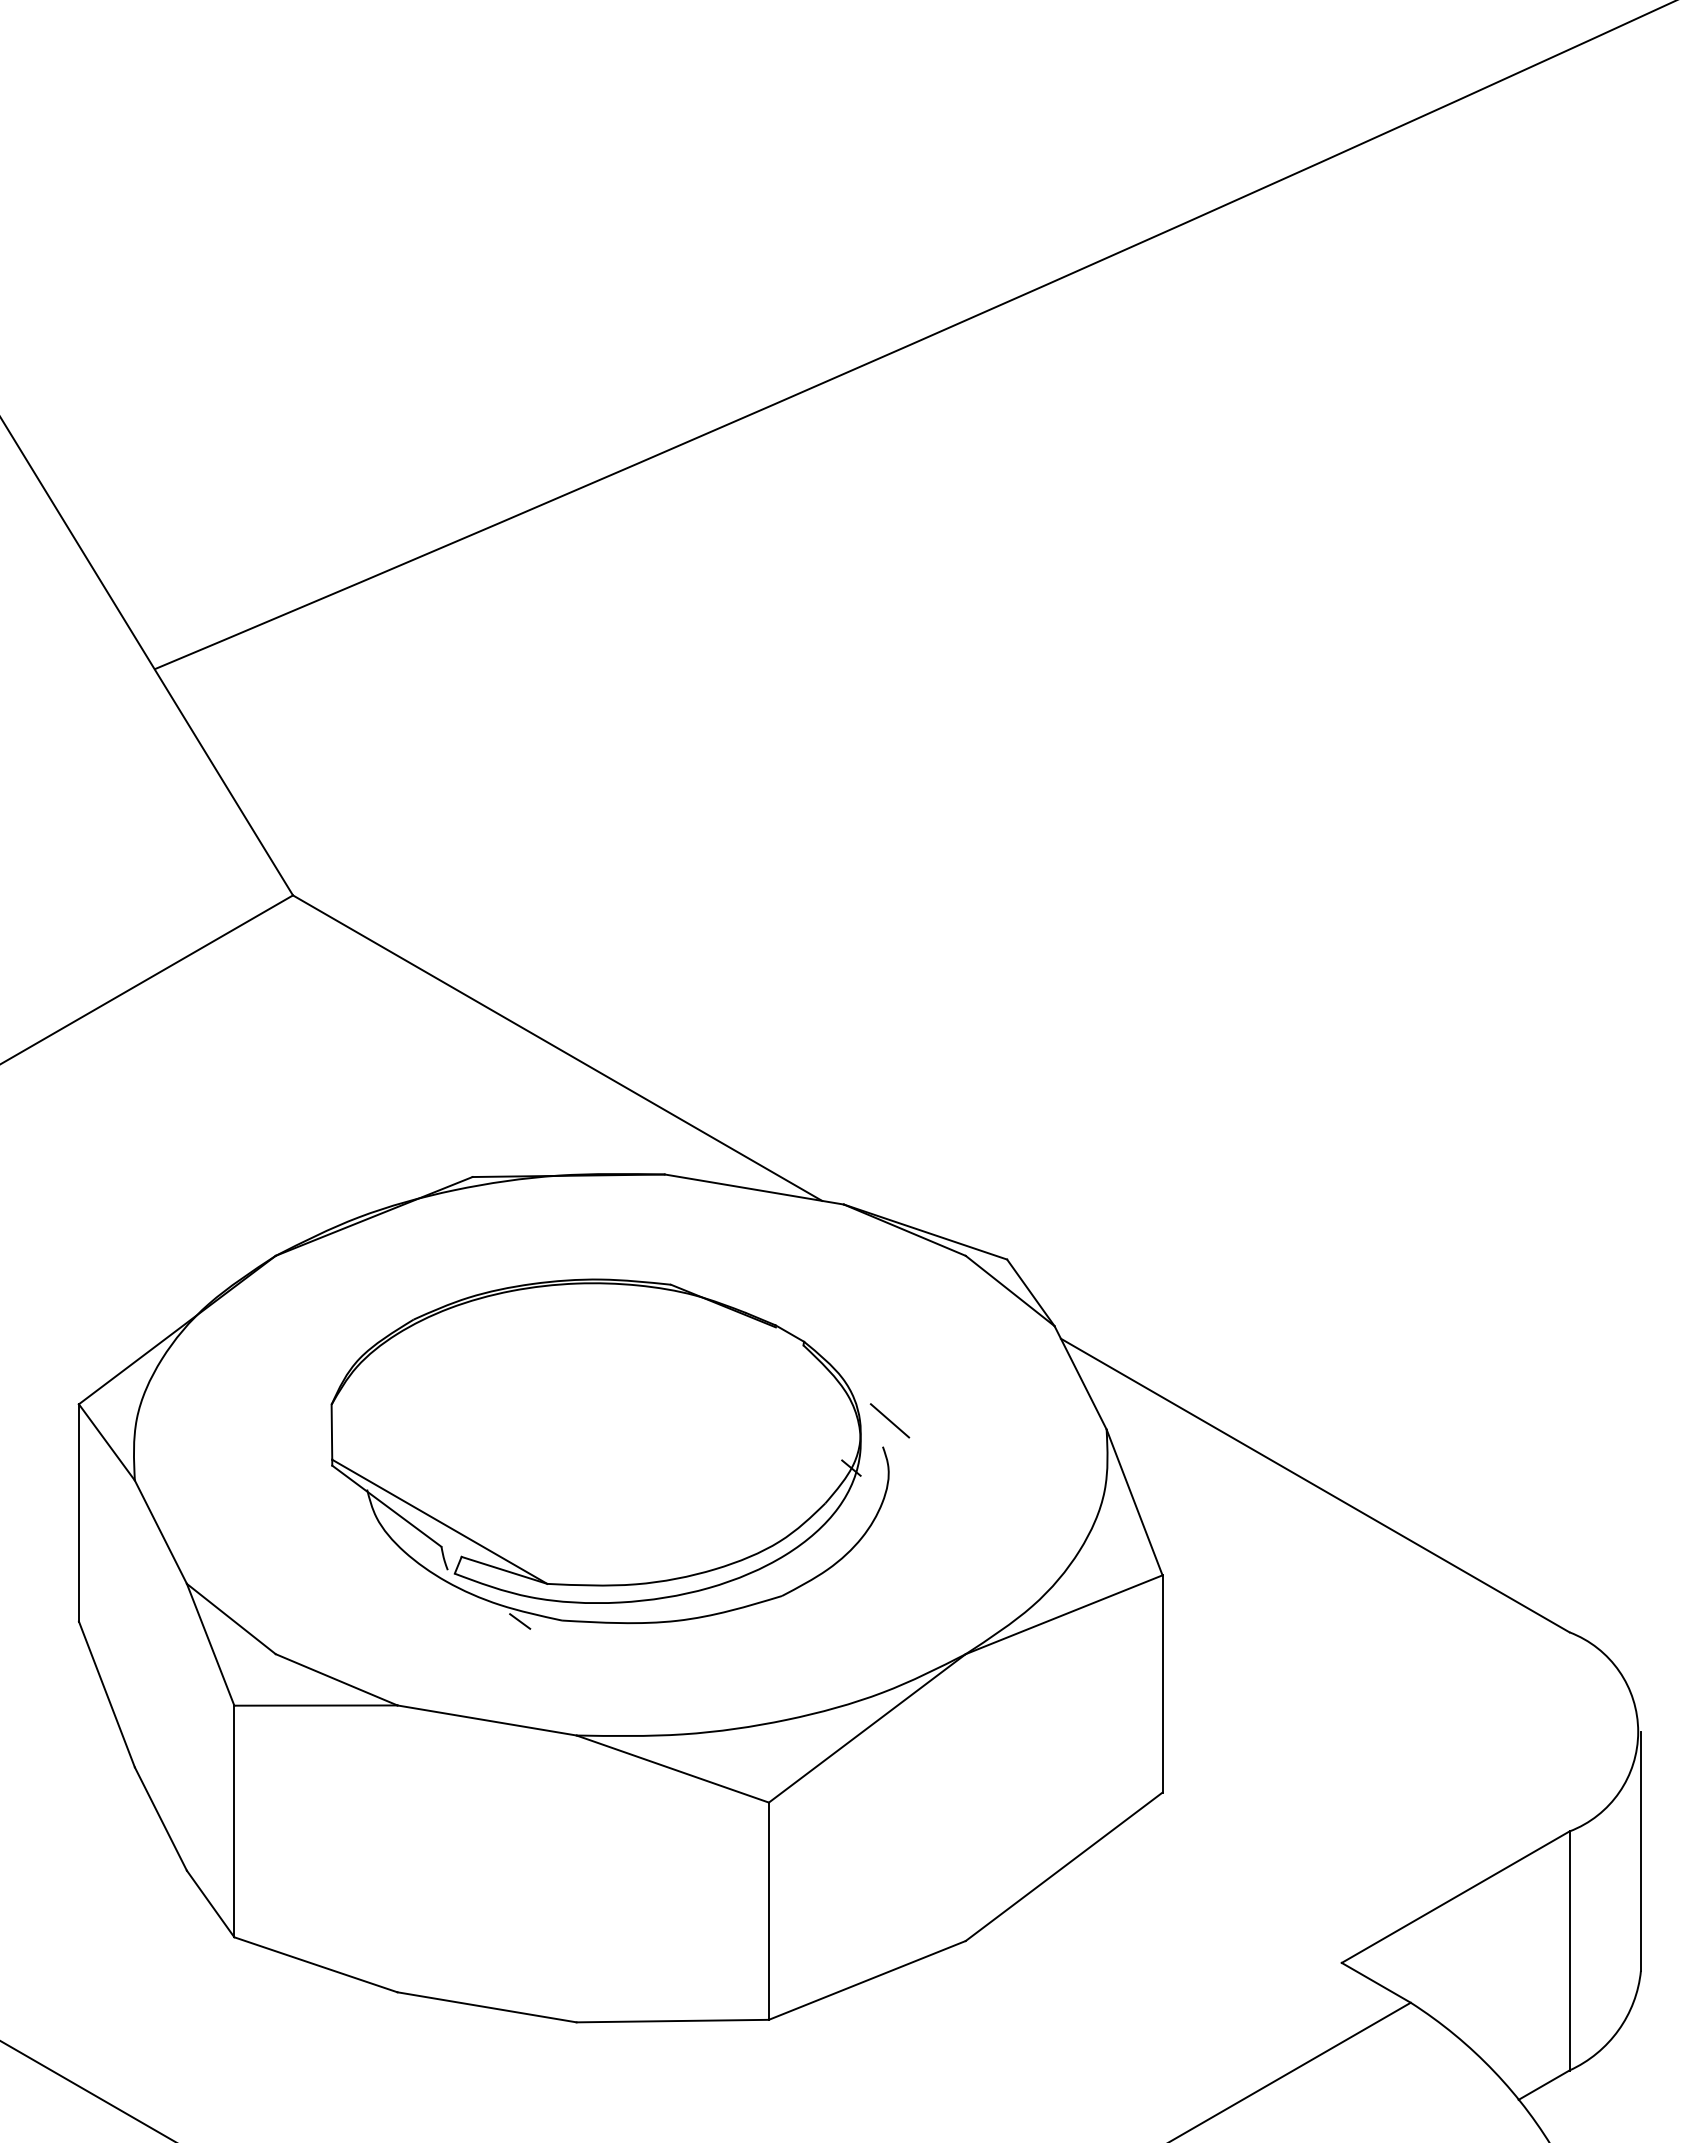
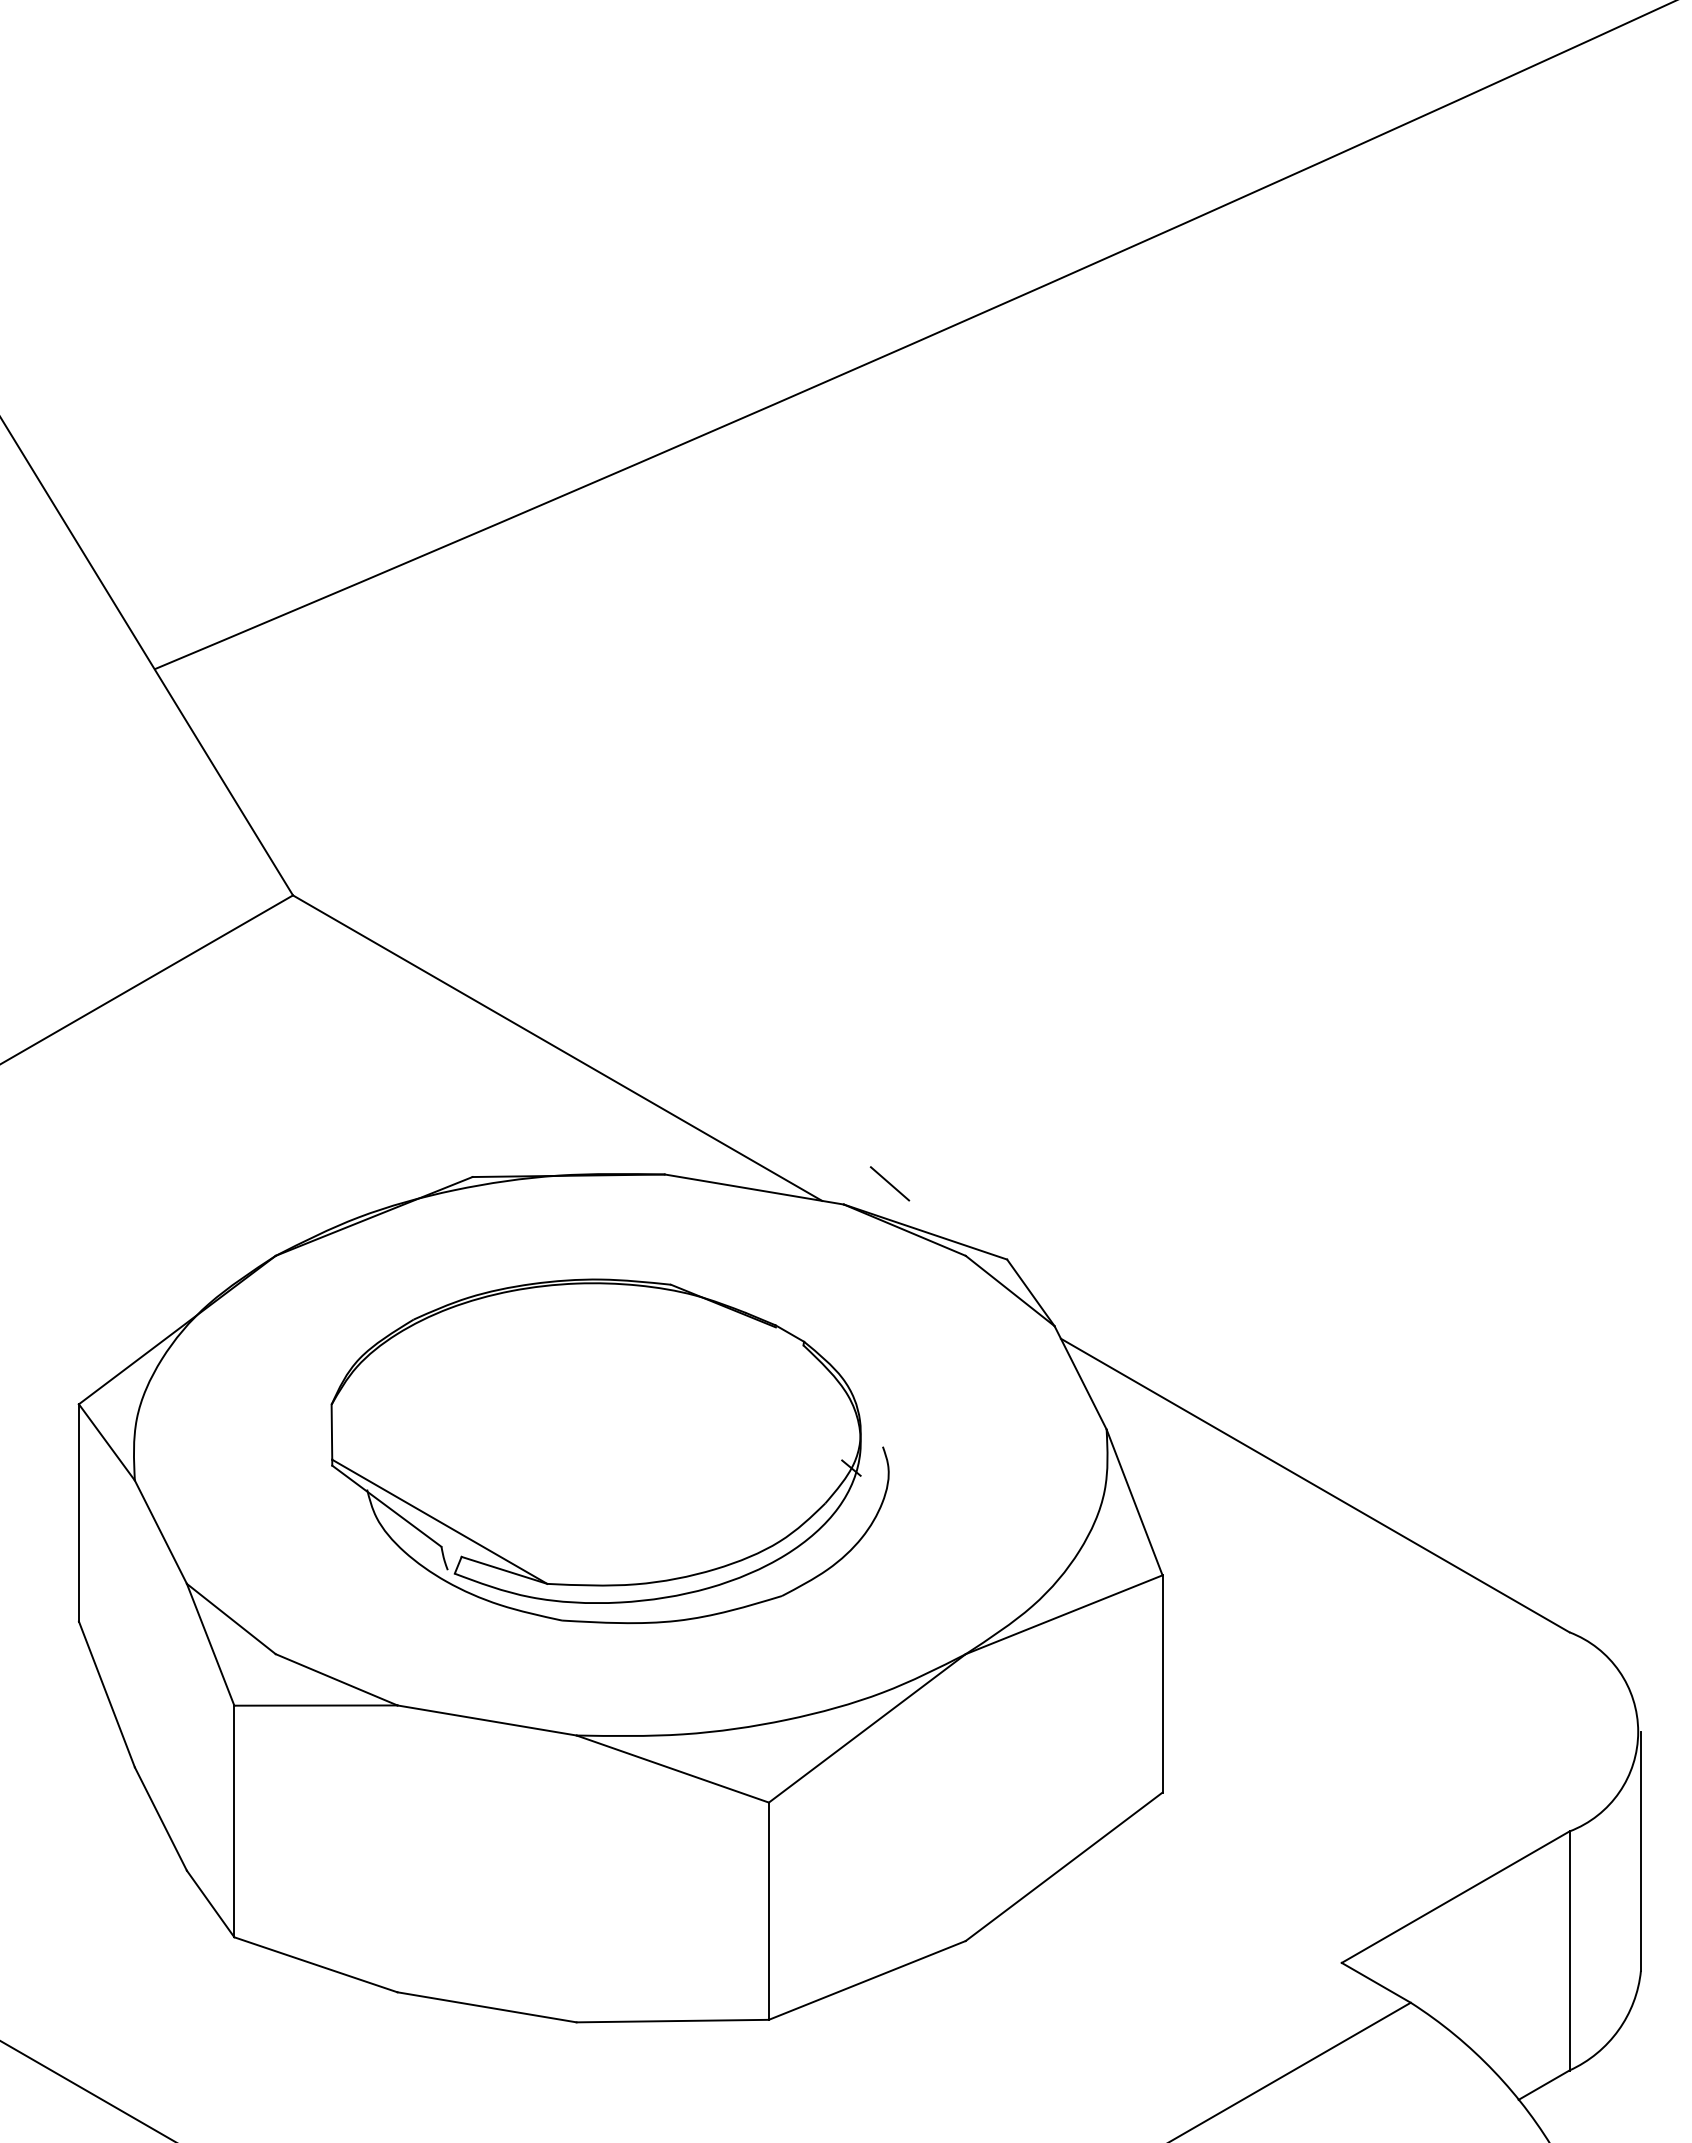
line position: (889, 1420) -> (889, 1183) (889, 1183)
line: present -> none (520, 1621)
